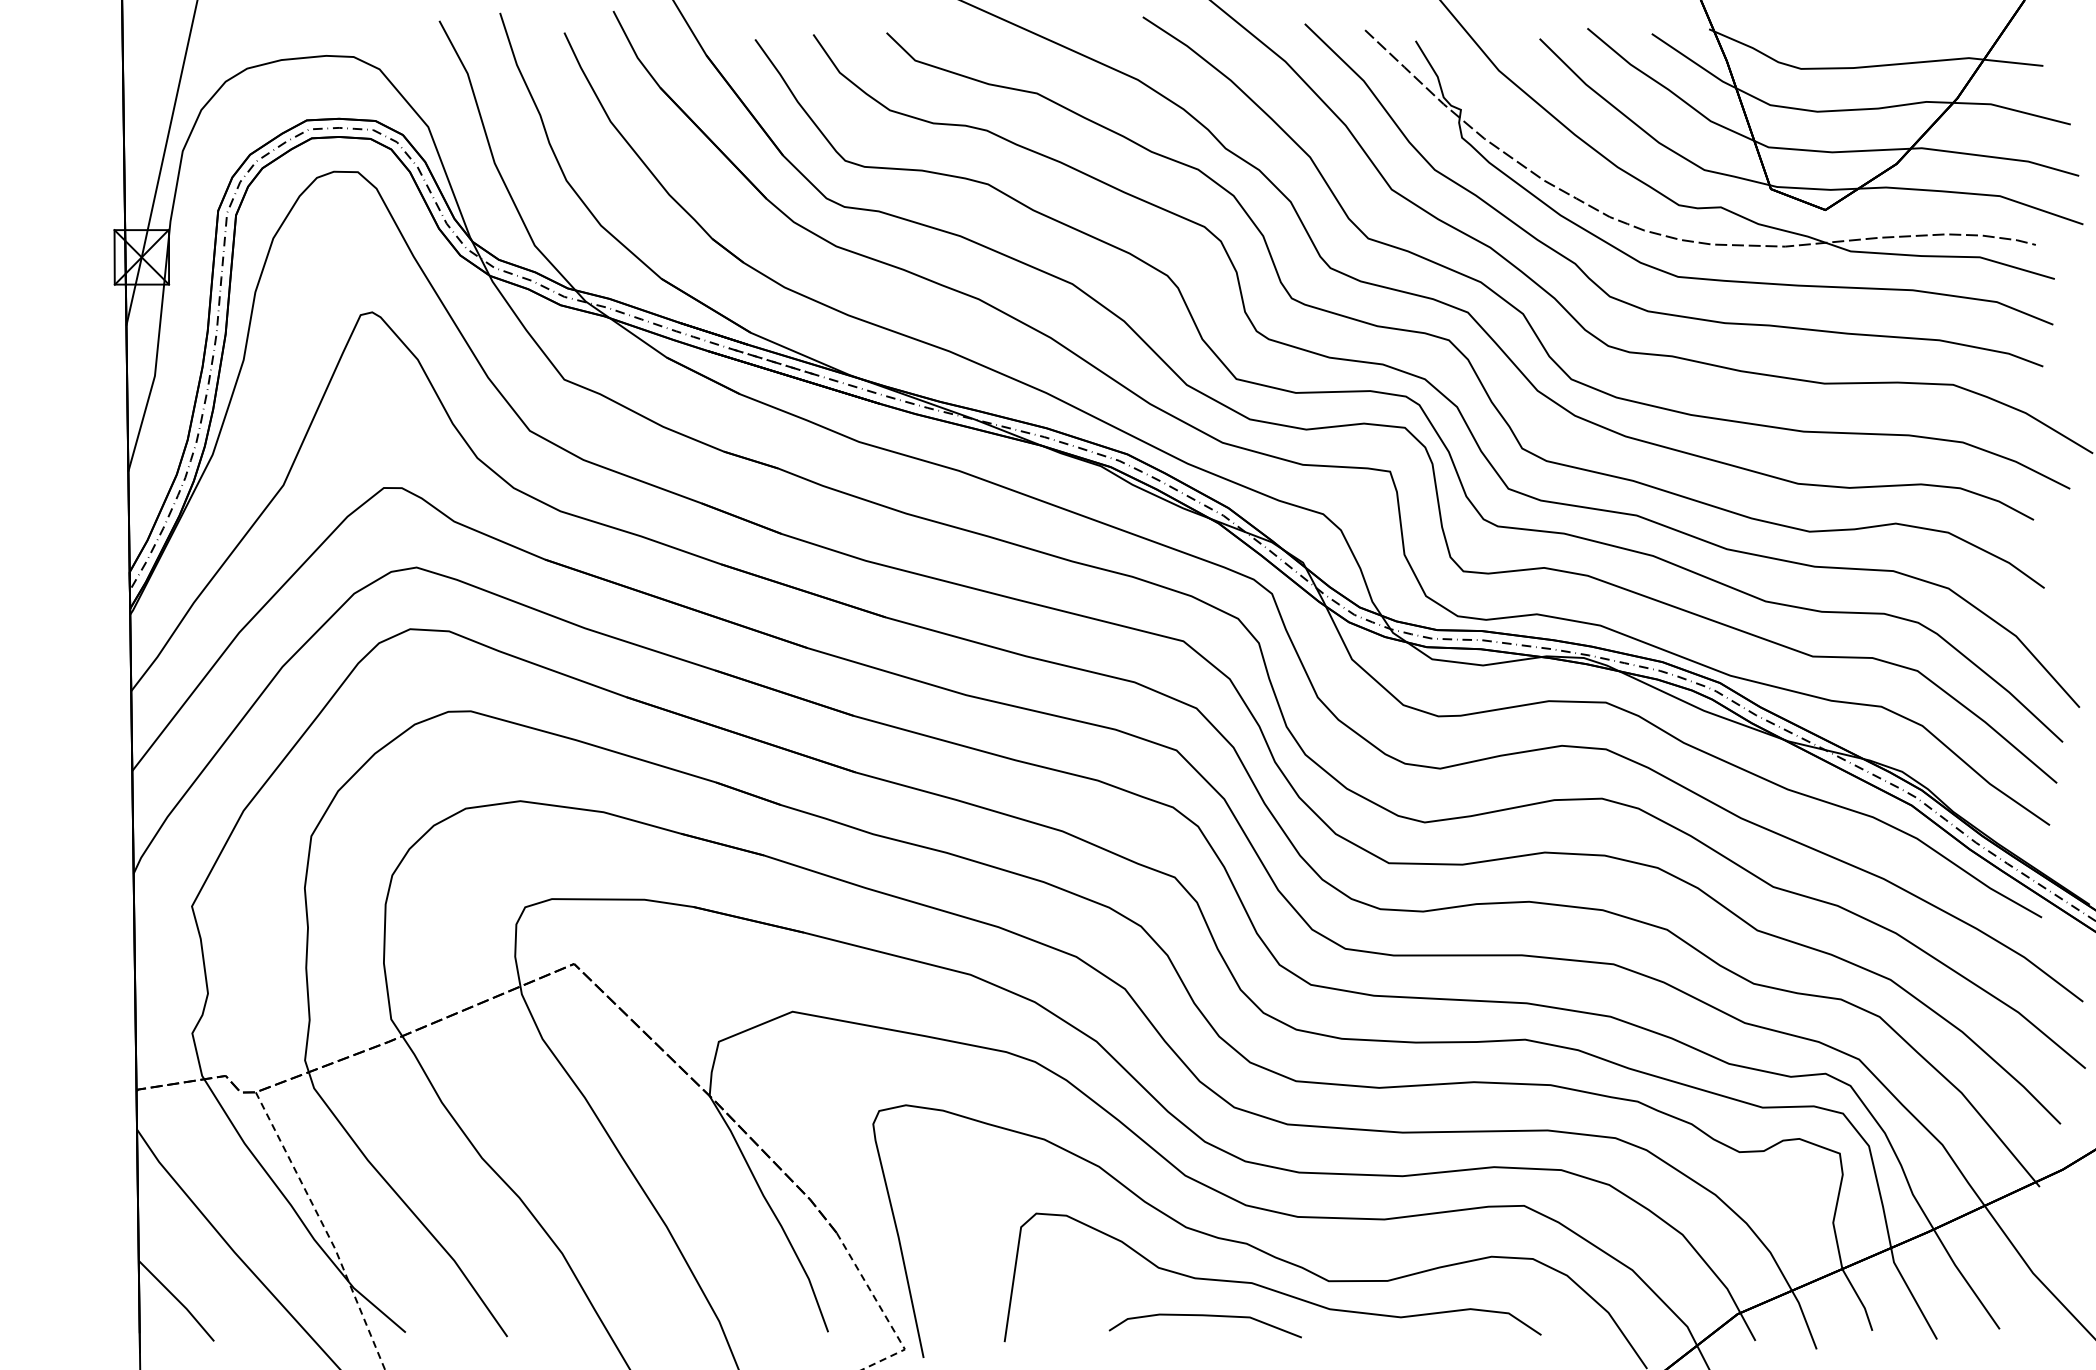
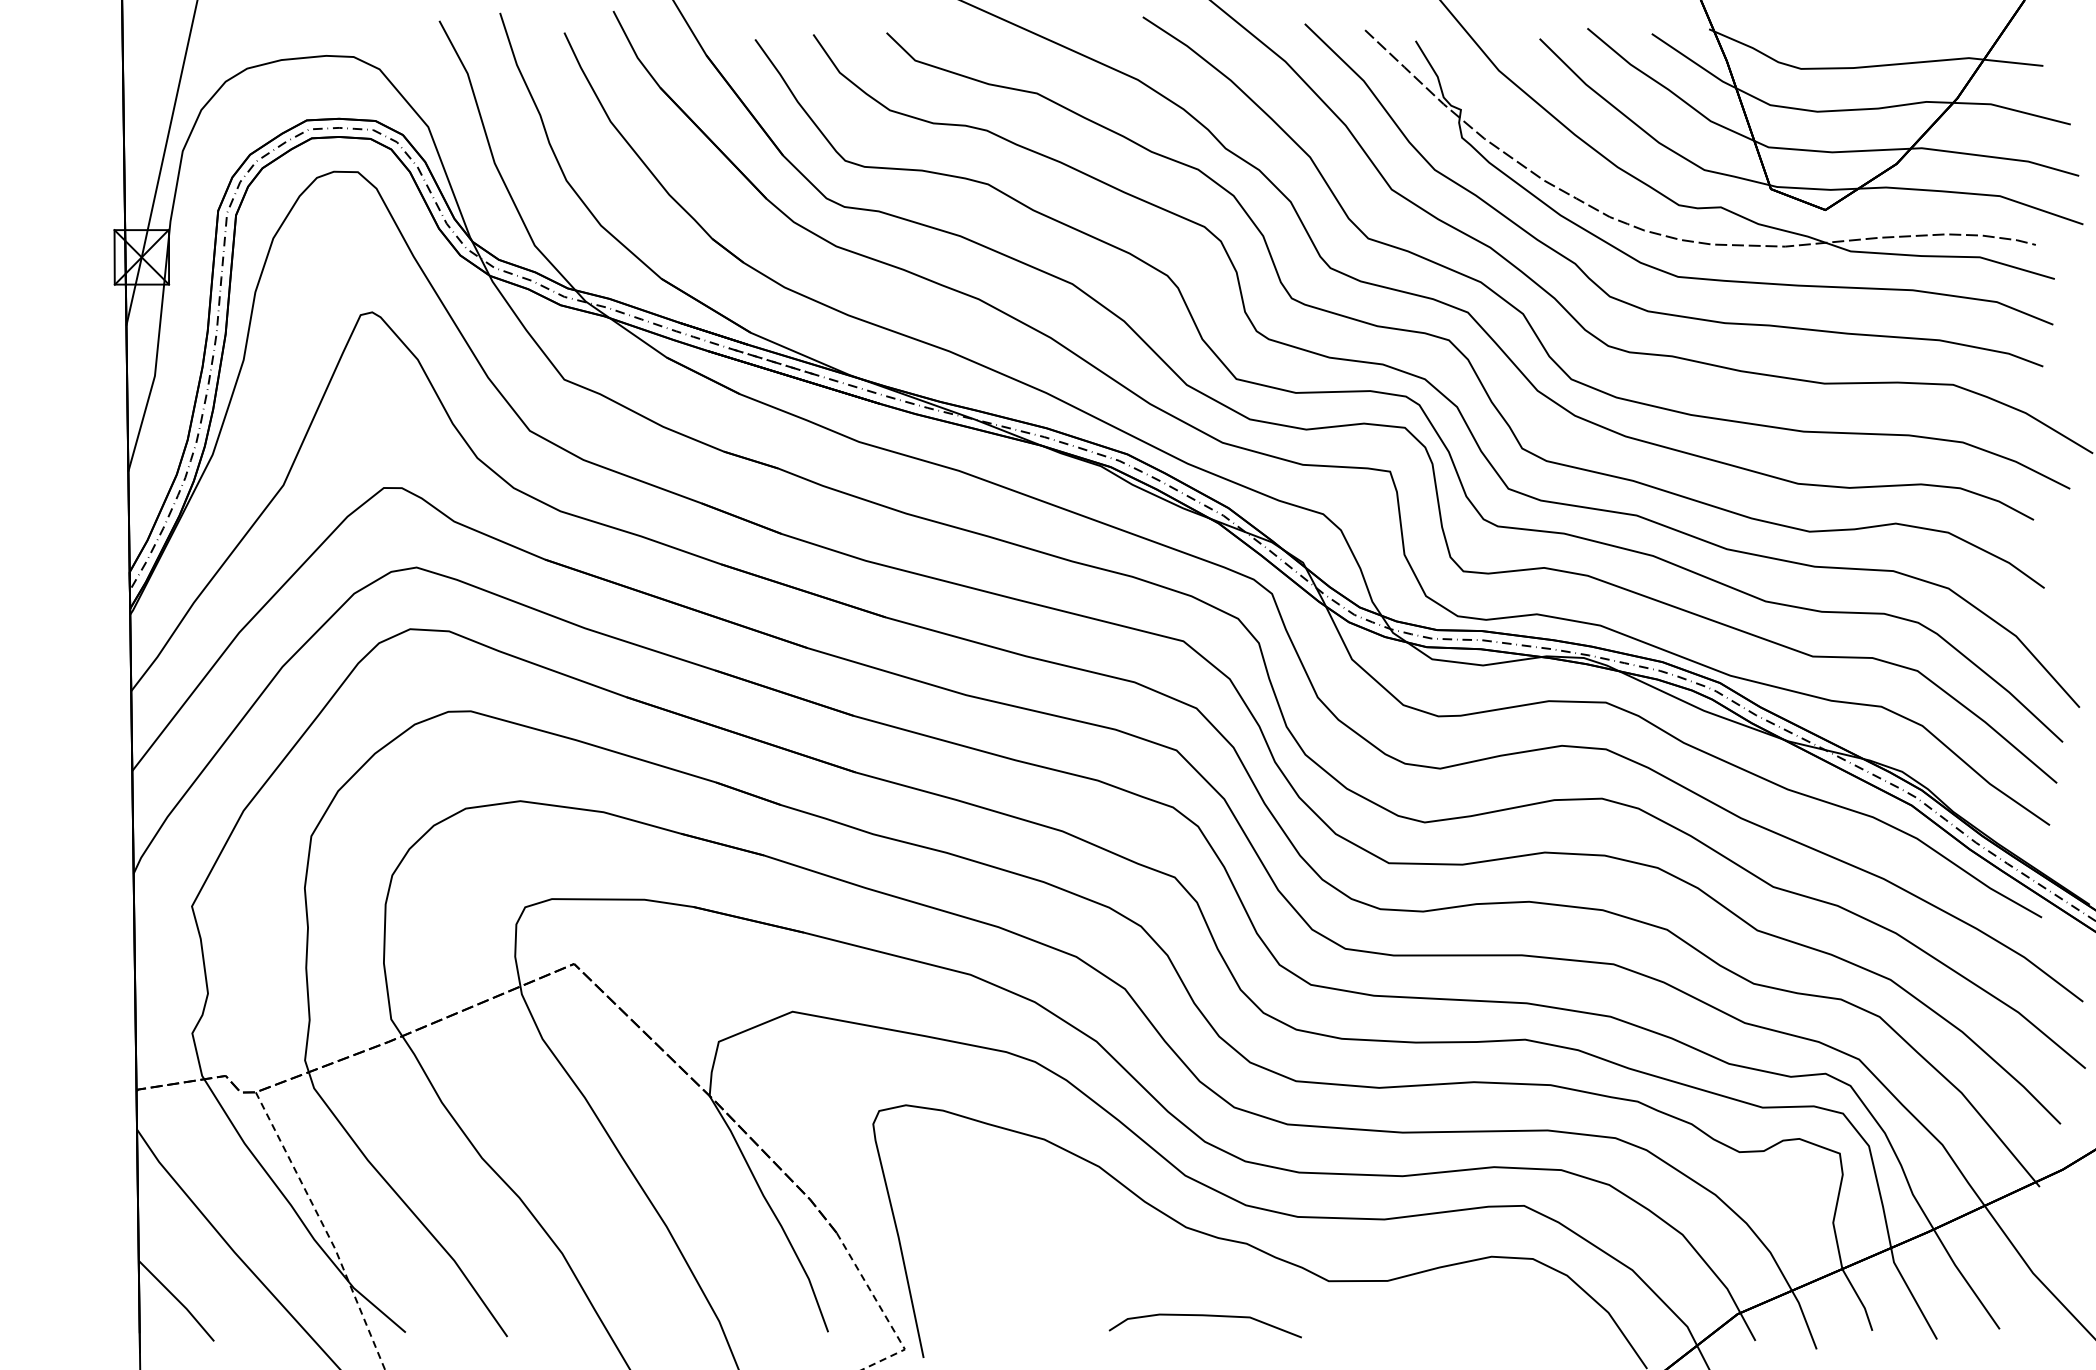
curve: present -> none (1268, 1287)
